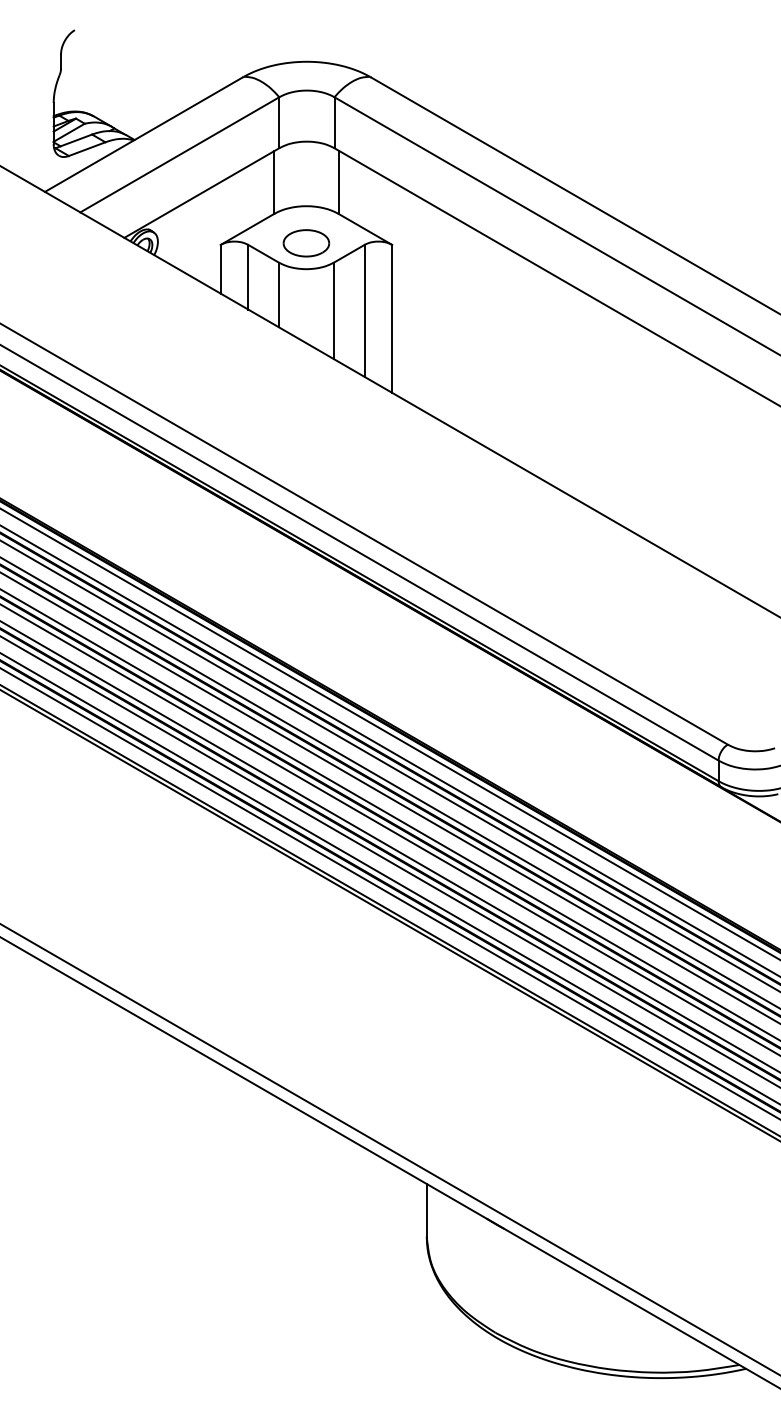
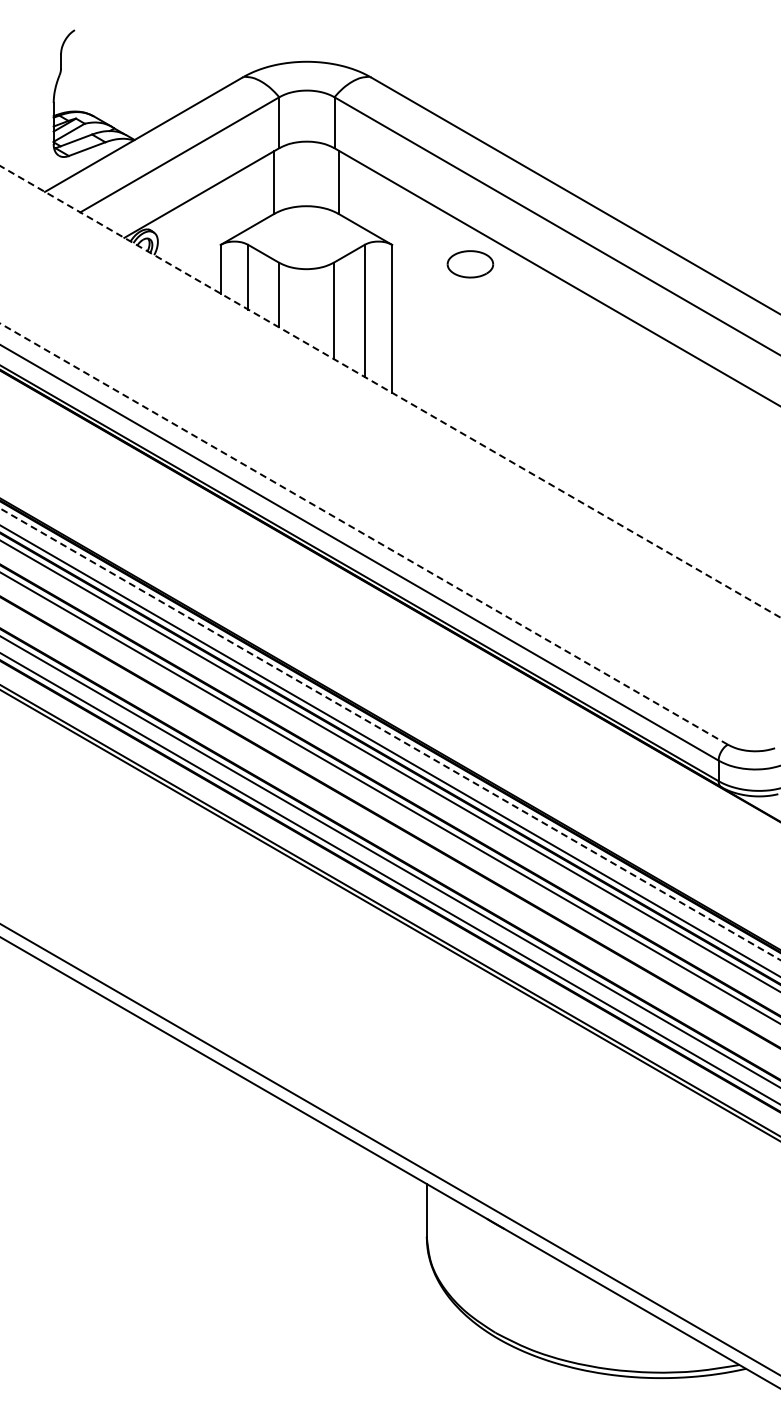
part position: (306, 243) -> (470, 264) (470, 264)
line: solid -> dashed (390, 391)
line: solid -> dashed (363, 533)
line: solid -> dashed (389, 734)
line: present -> none (389, 782)
line: present -> none (389, 814)
line: present -> none (389, 829)
line: present -> none (389, 846)
line: present -> none (389, 893)
